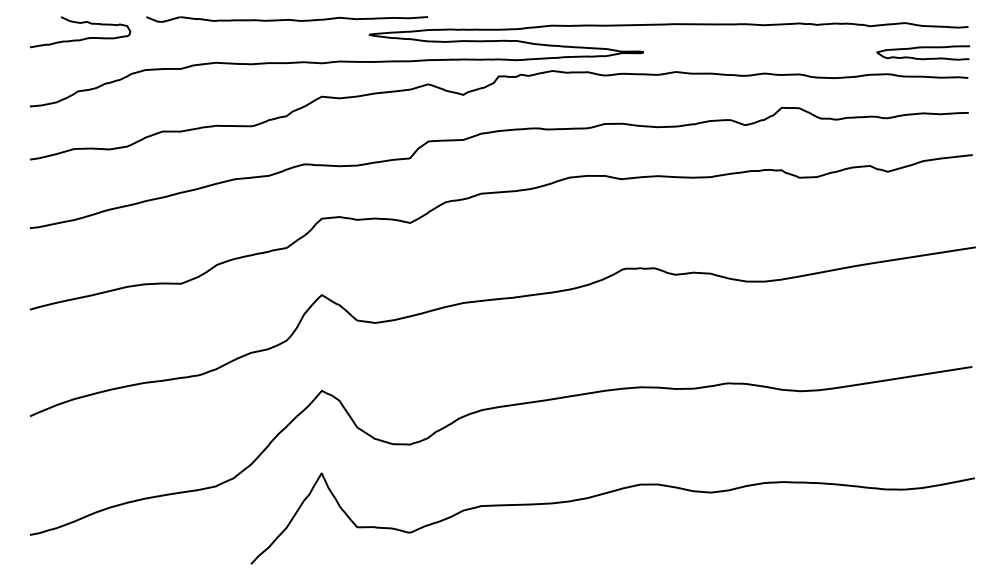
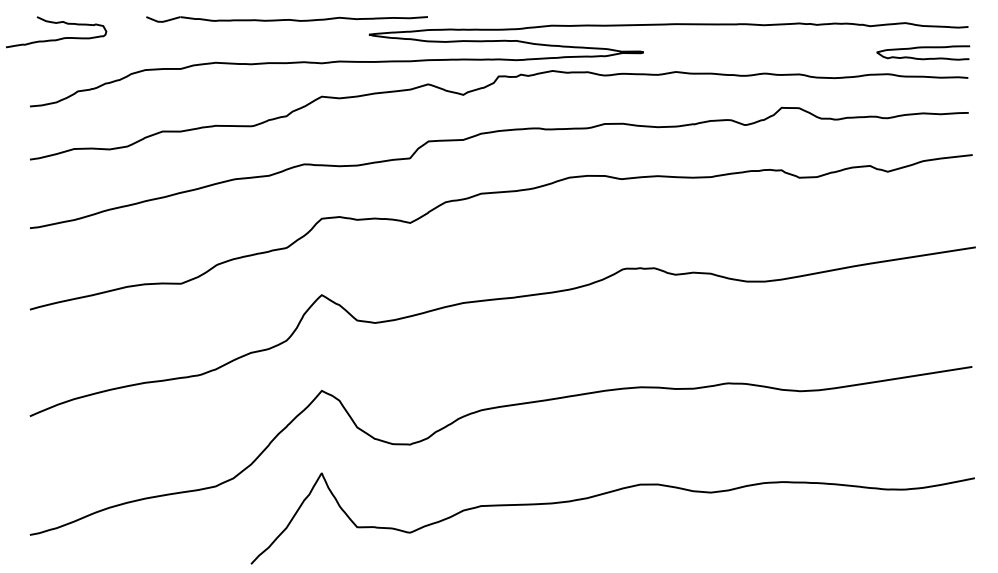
curve position: (82, 38) -> (58, 38) (58, 38)
